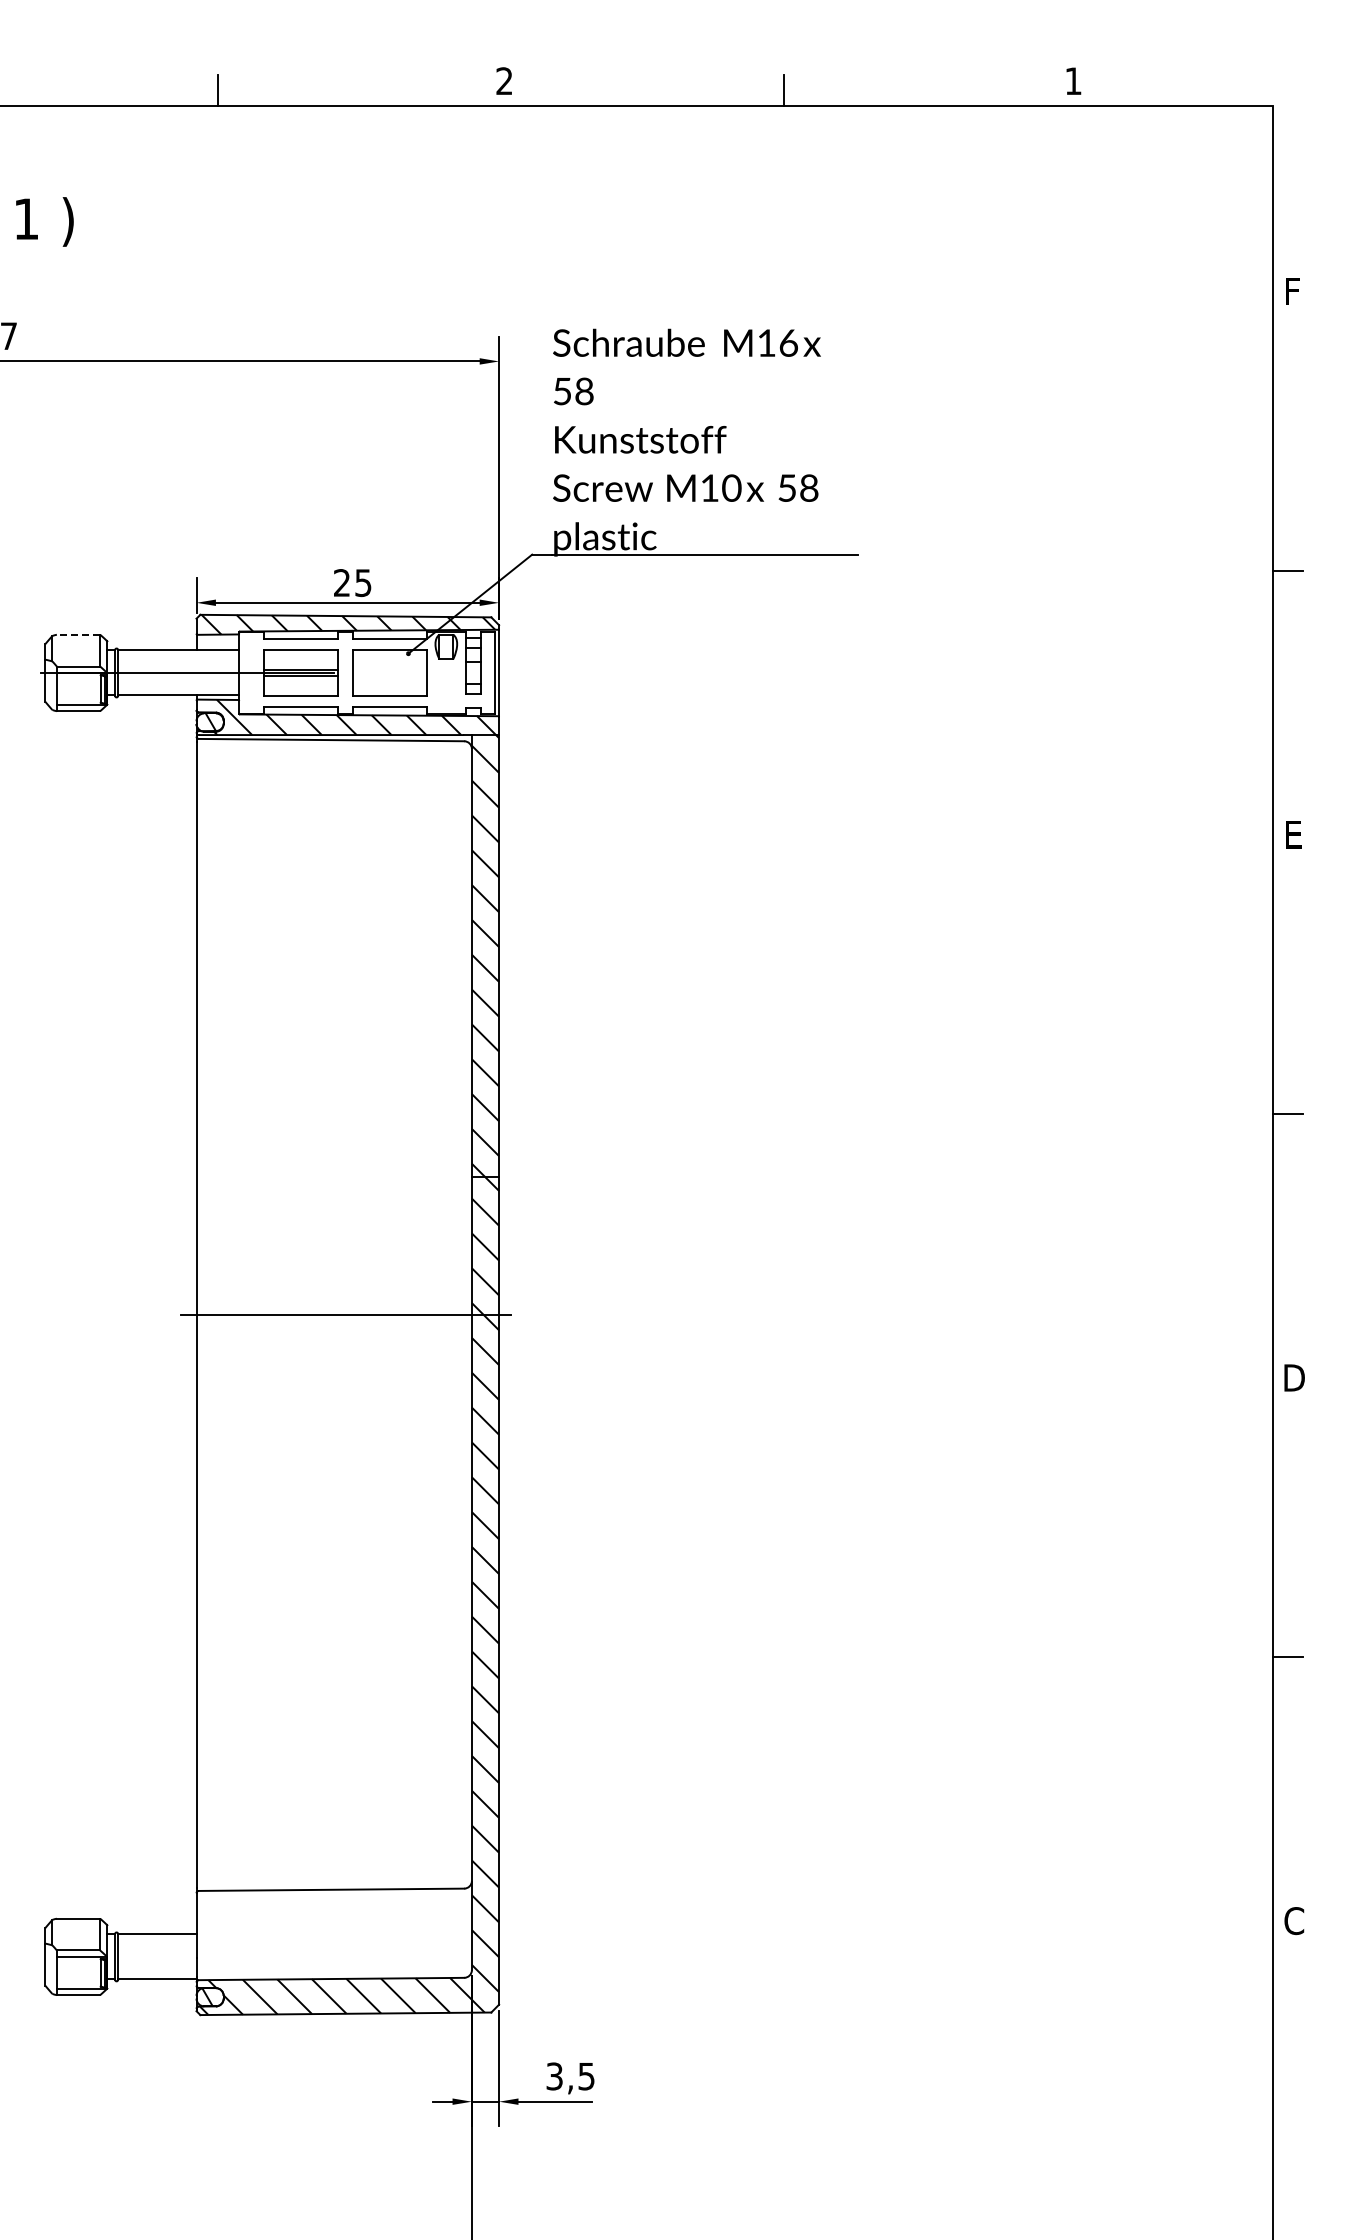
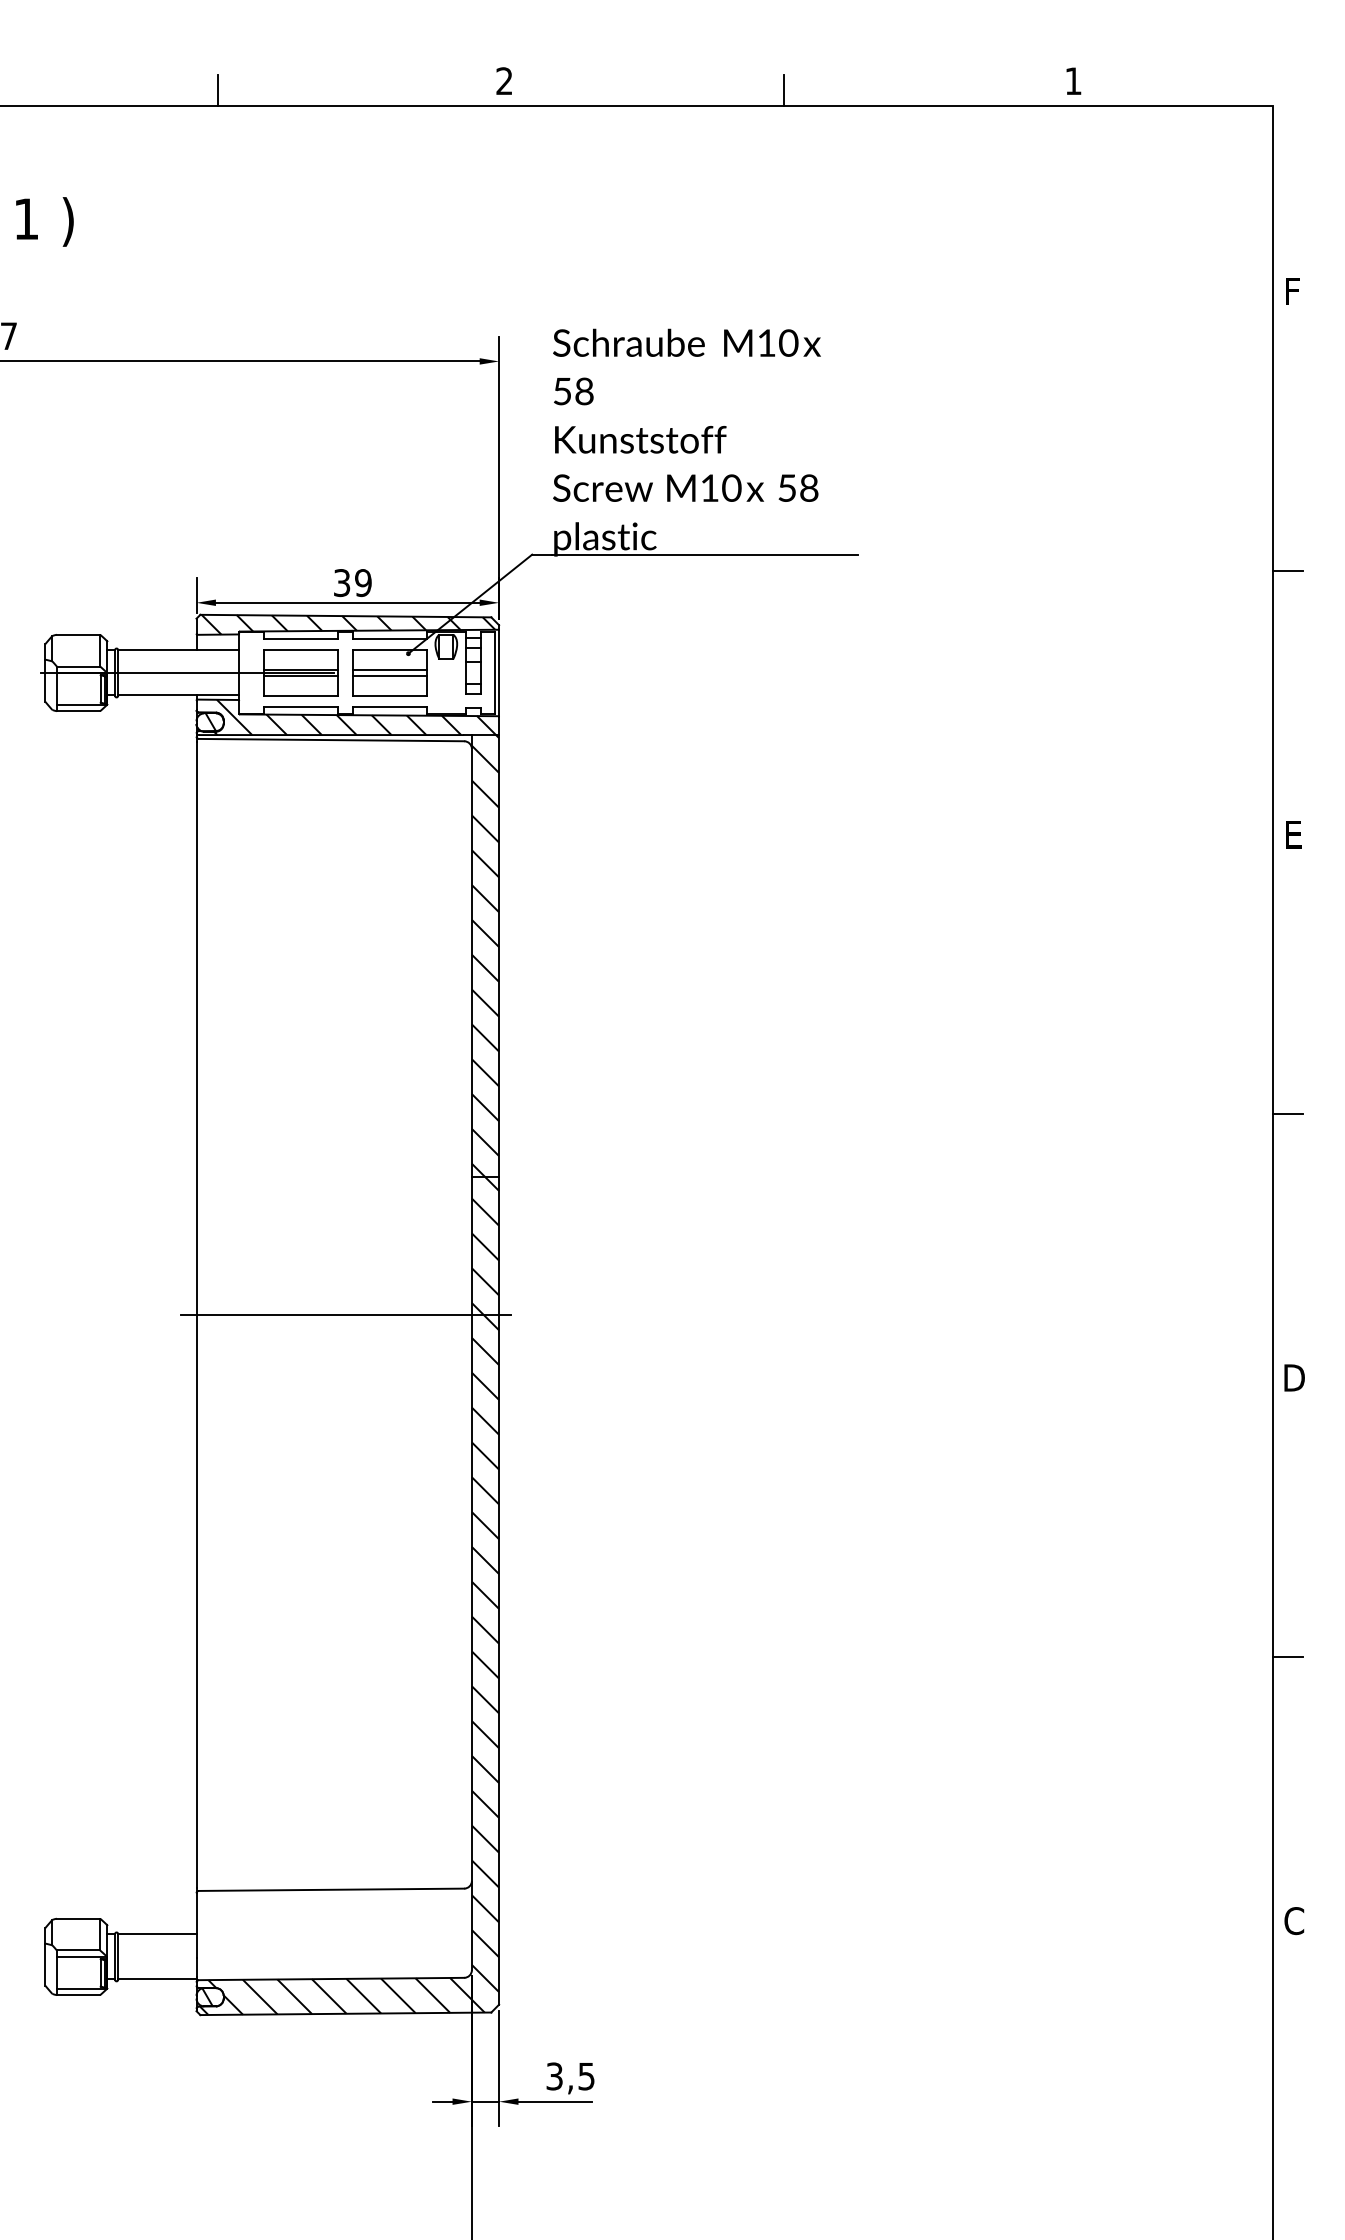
text: M16 -> M10 (788, 342)
text: 25 -> 39 (352, 583)
line: dashed -> solid (78, 634)
line: none -> present (389, 670)
line: none -> present (389, 675)
